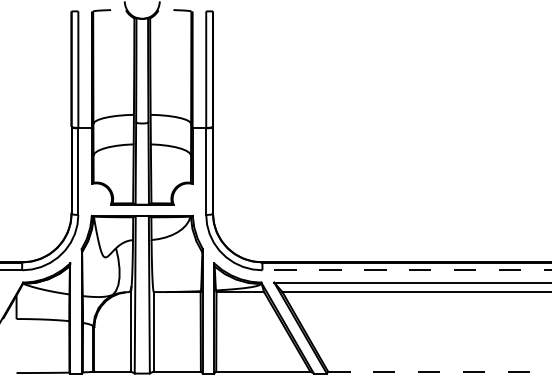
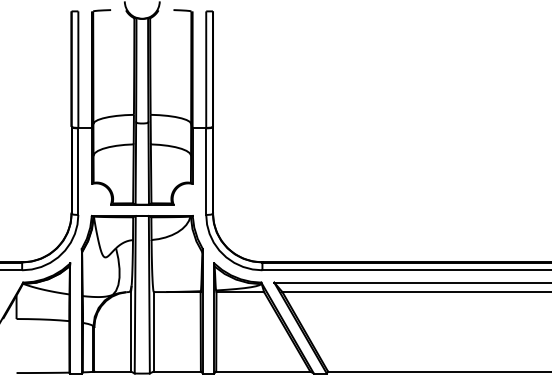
line: dashed -> solid (406, 270)
line: dashed -> solid (439, 371)
